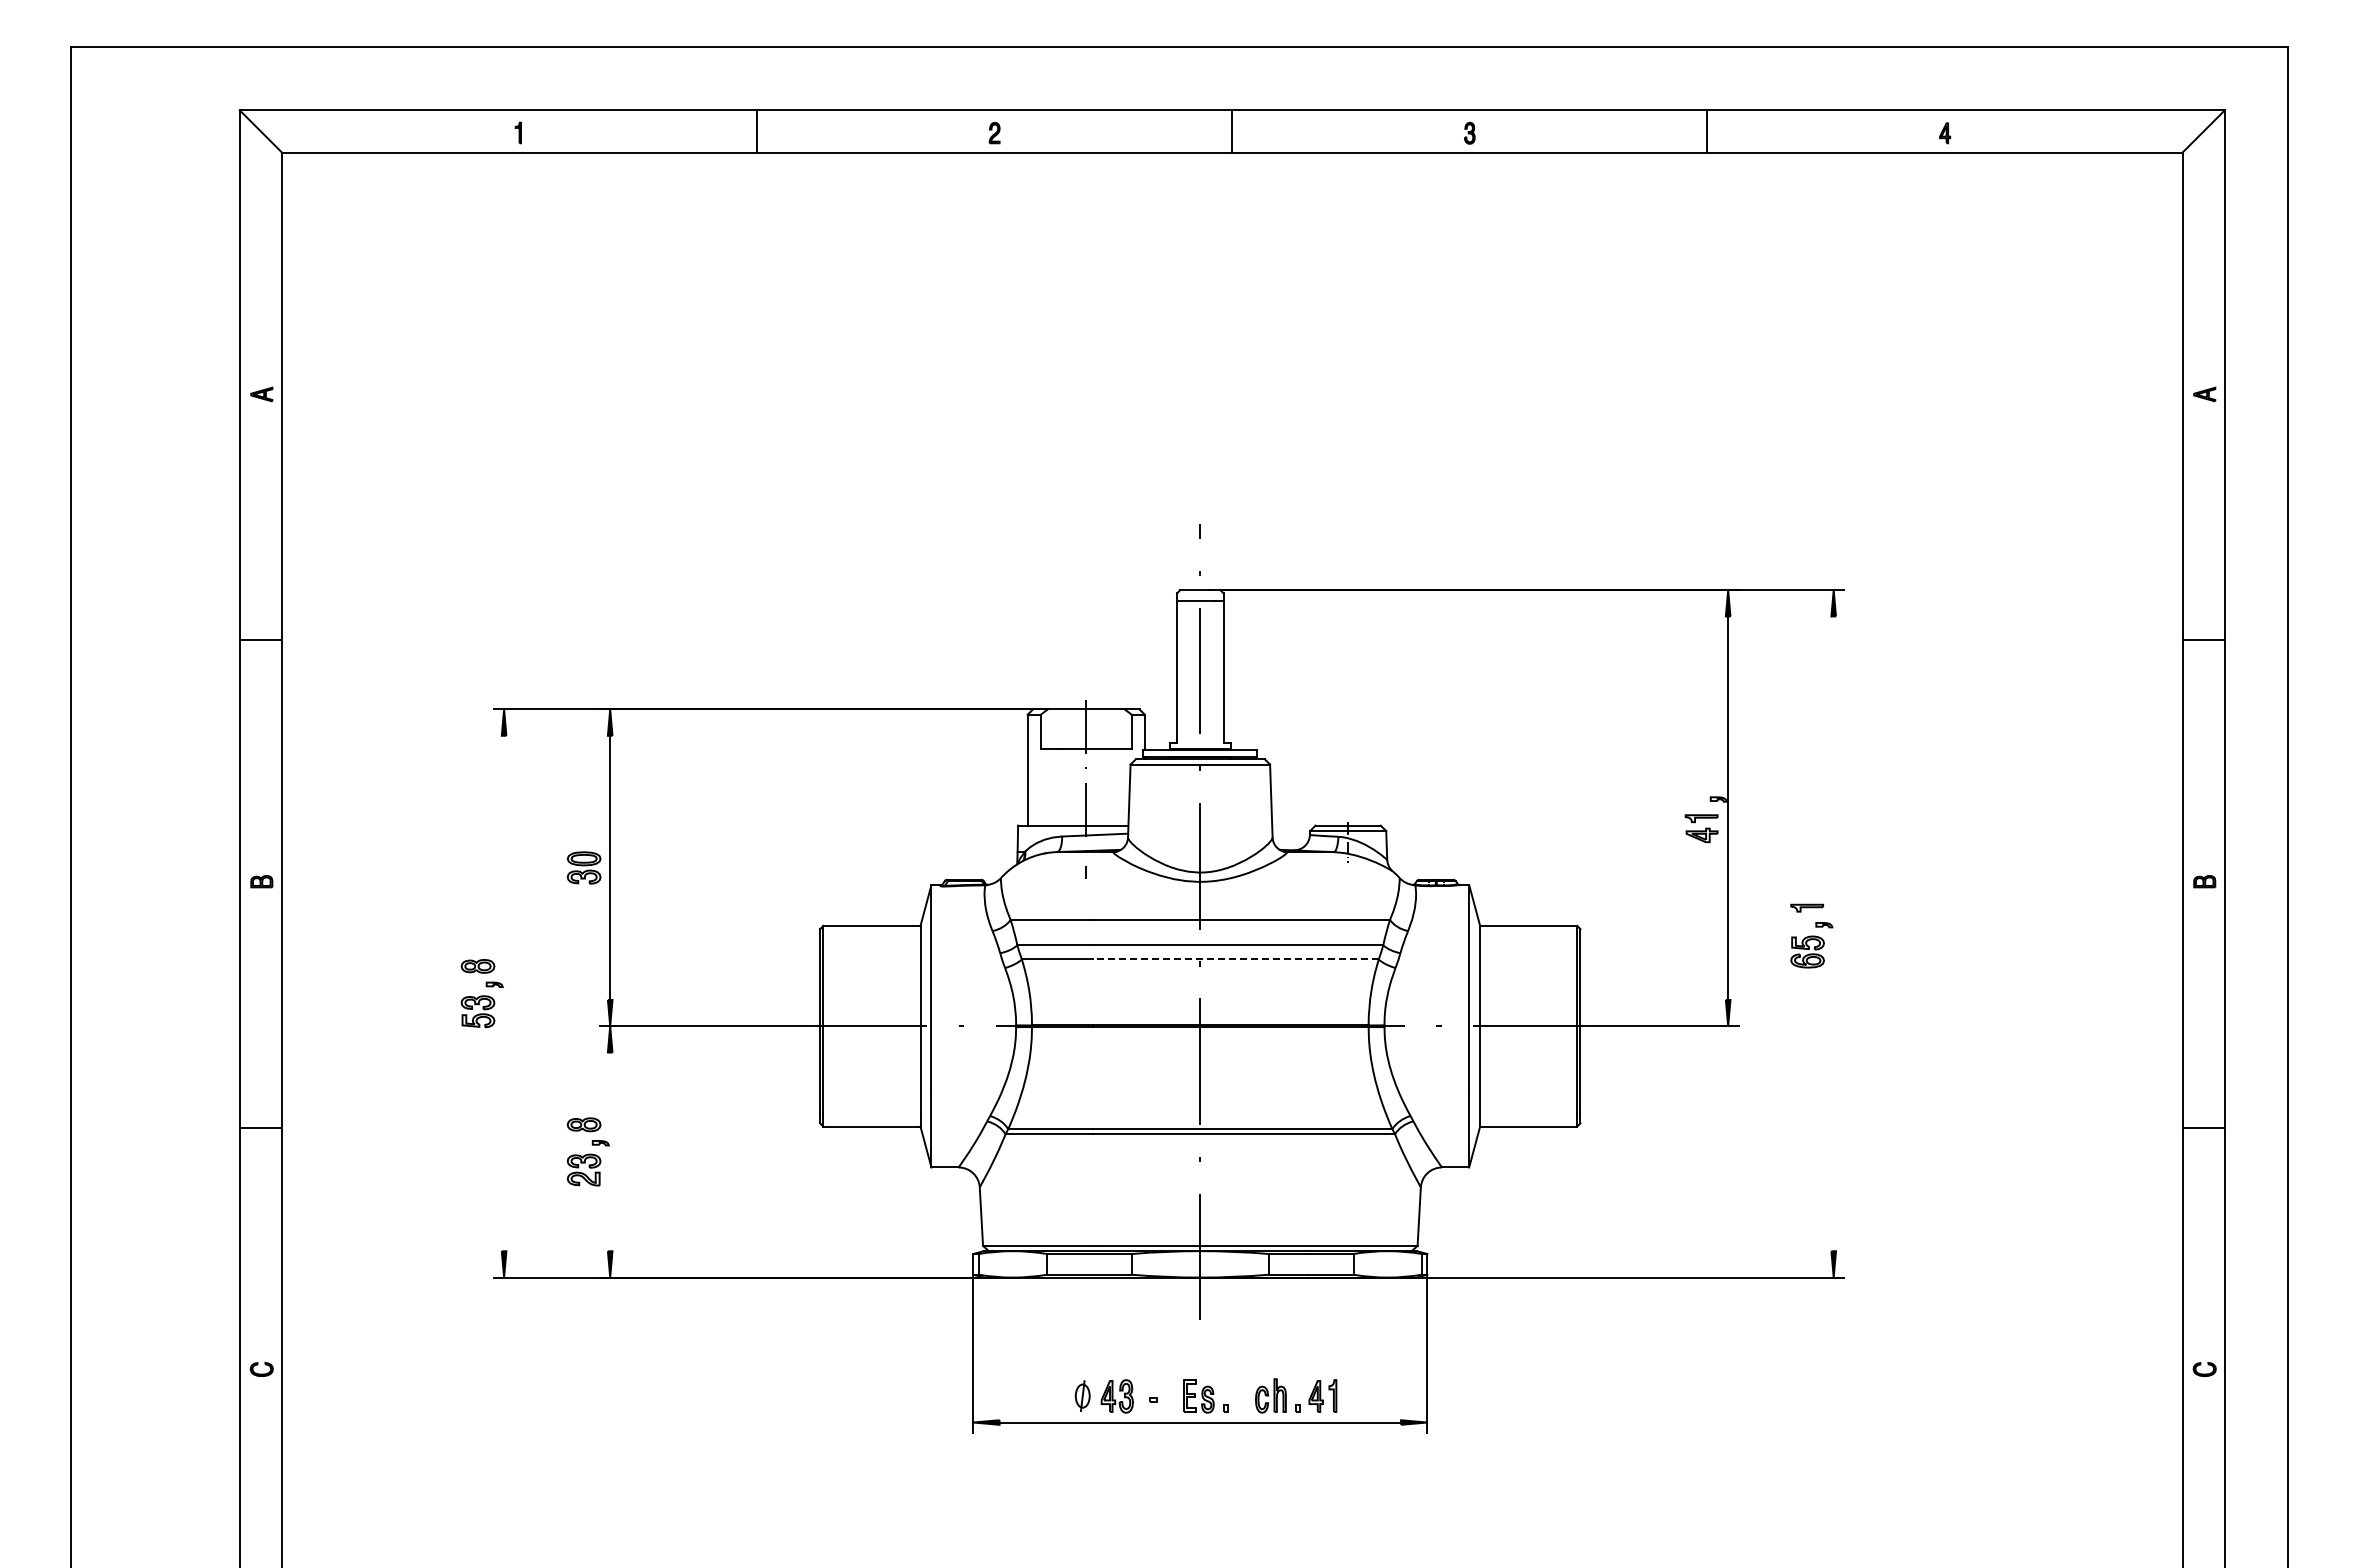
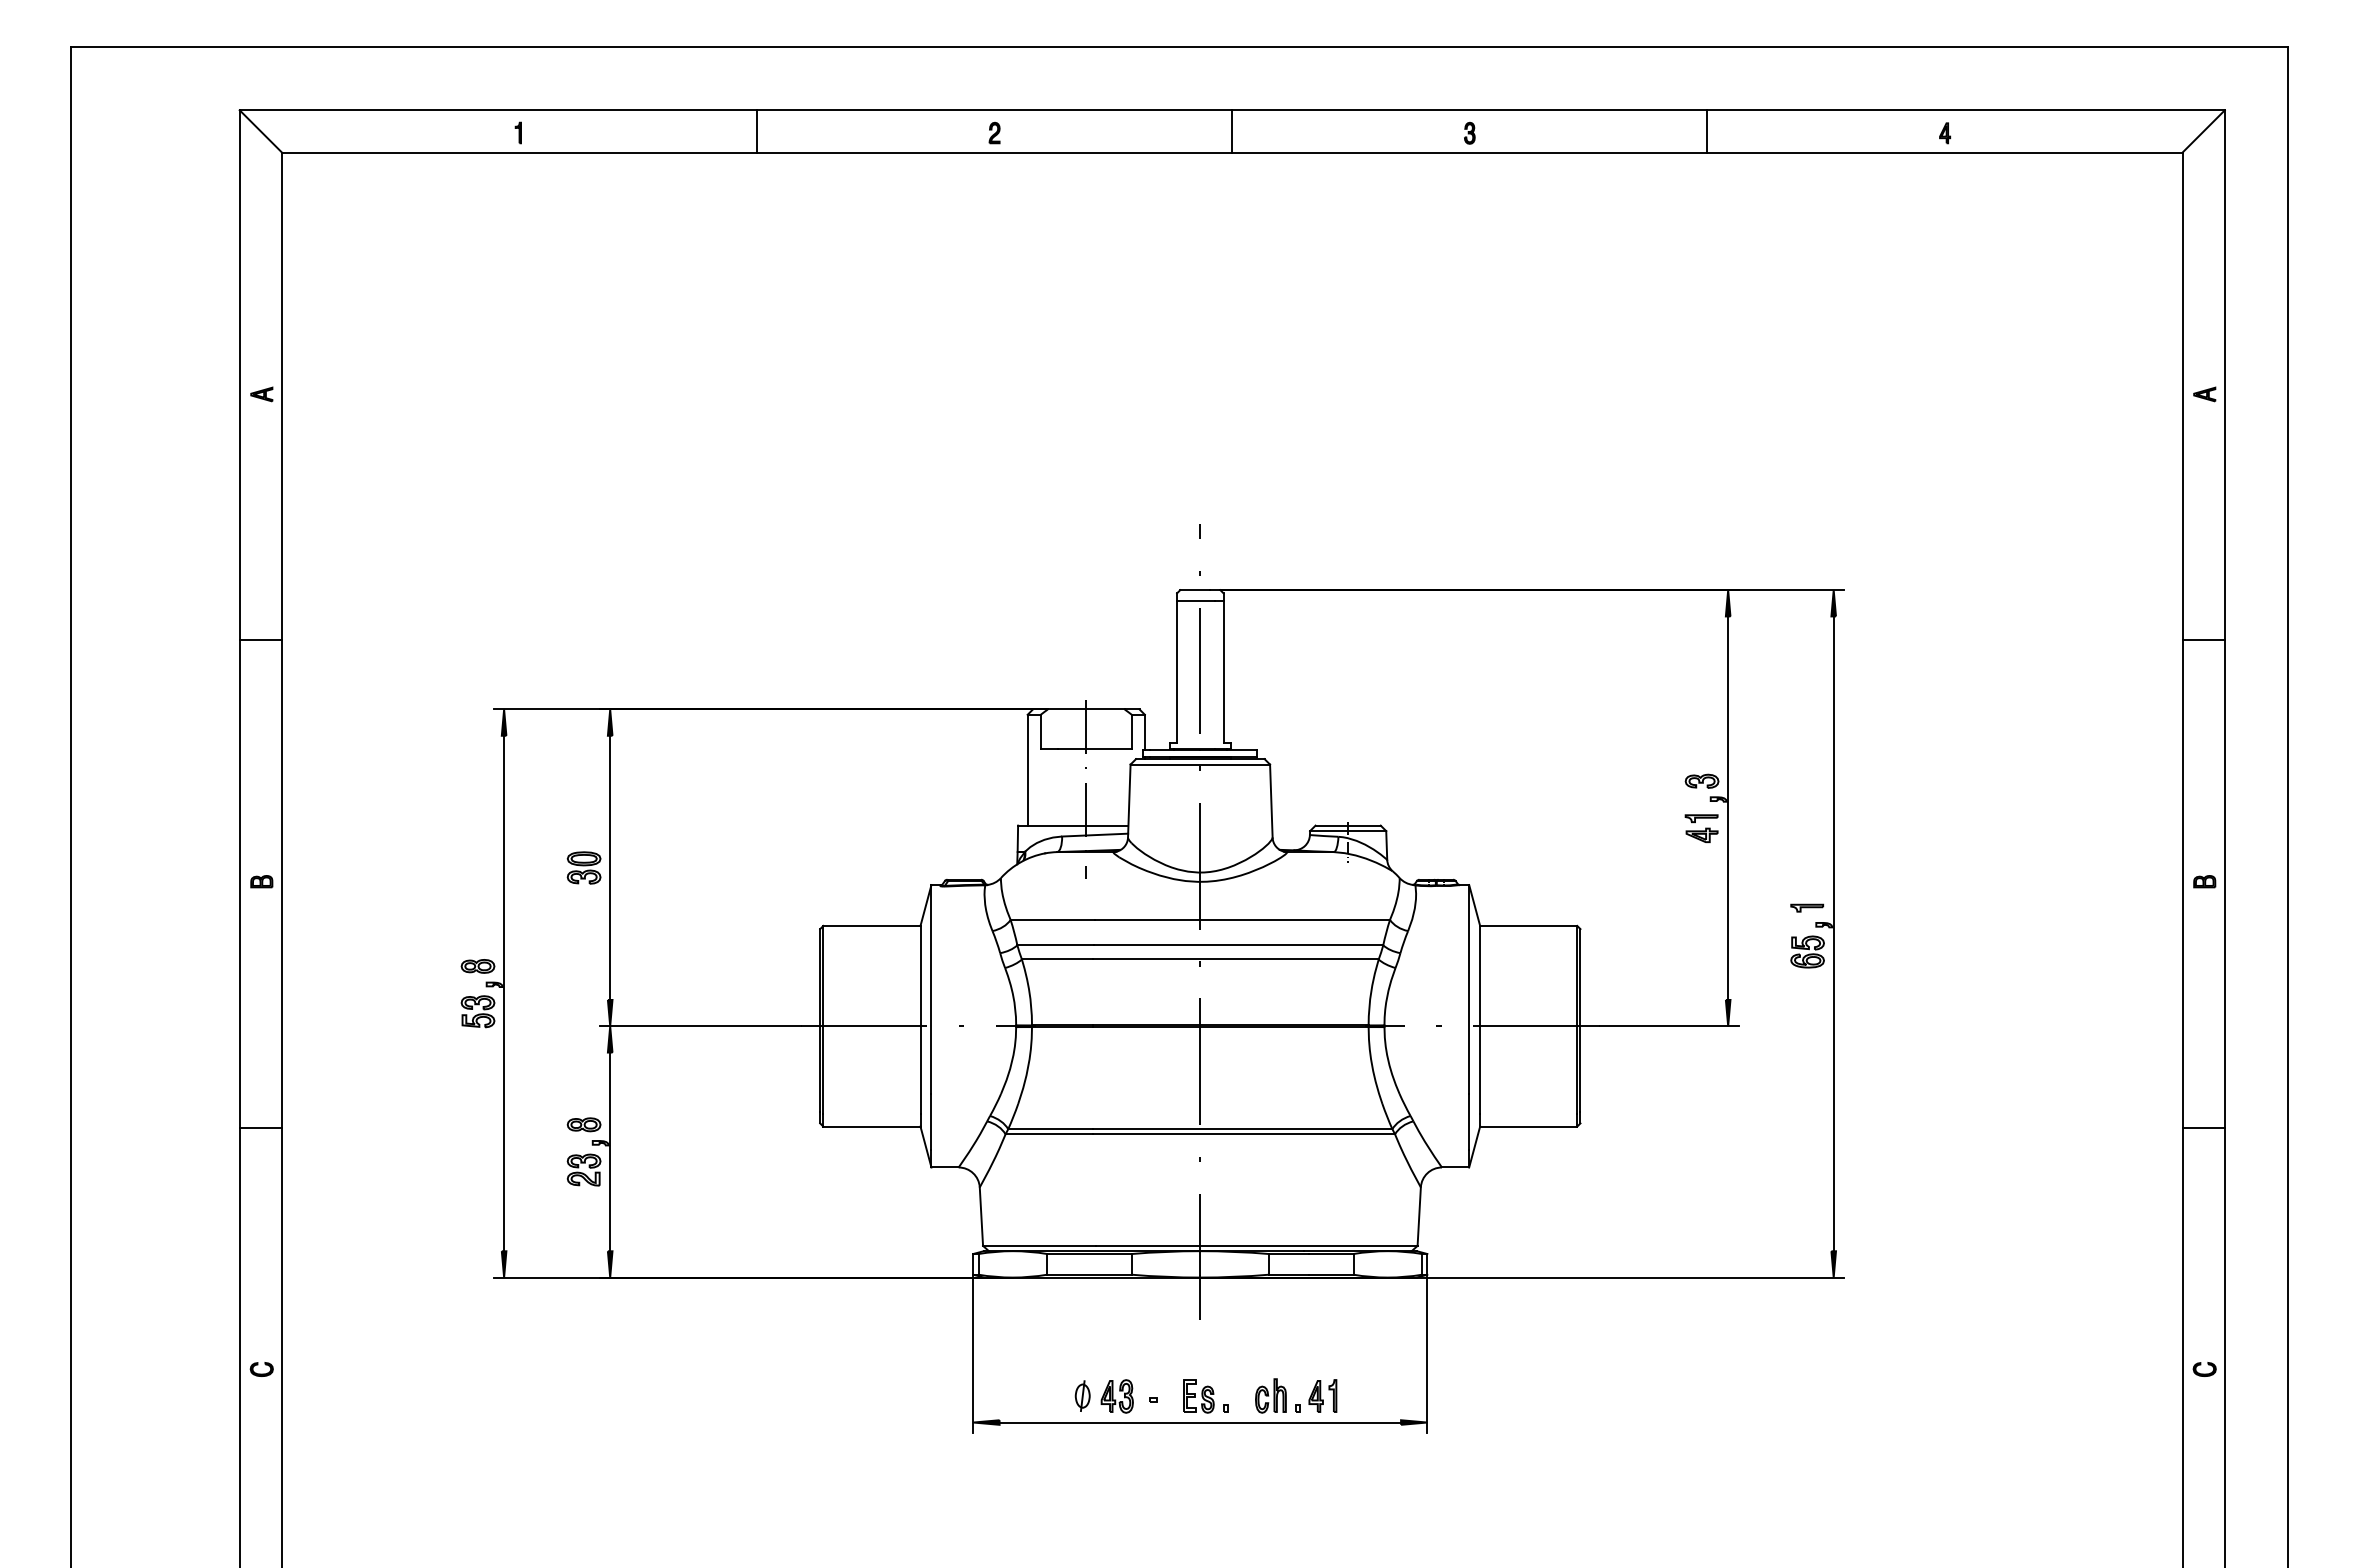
part: none -> present (1701, 780)
line: none -> present (1833, 933)
line: dashed -> solid (1235, 959)
line: none -> present (504, 993)
line: none -> present (610, 1151)
